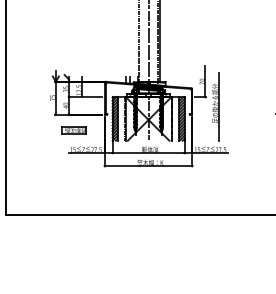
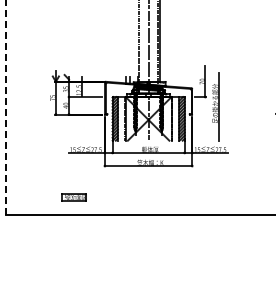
line: solid -> dashed (6, 107)
part position: (73, 130) -> (73, 197) (73, 197)
